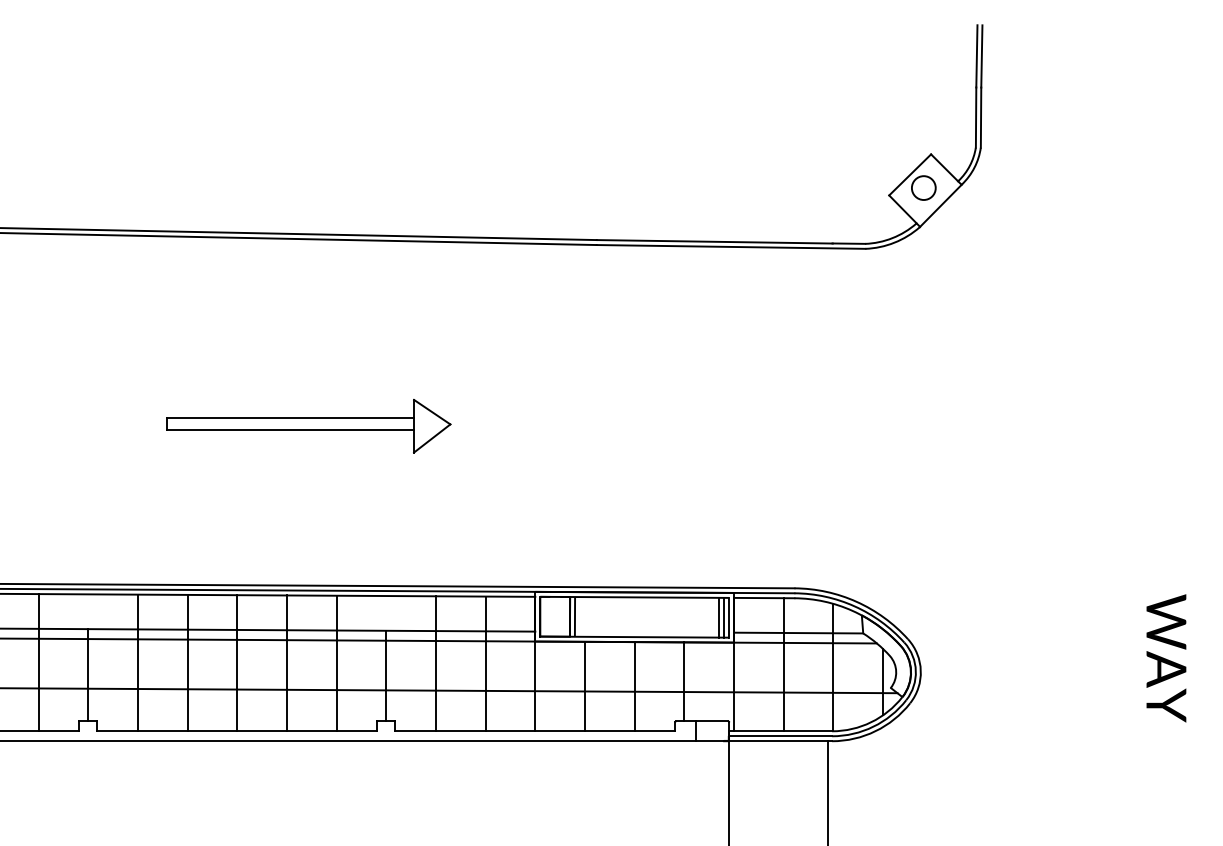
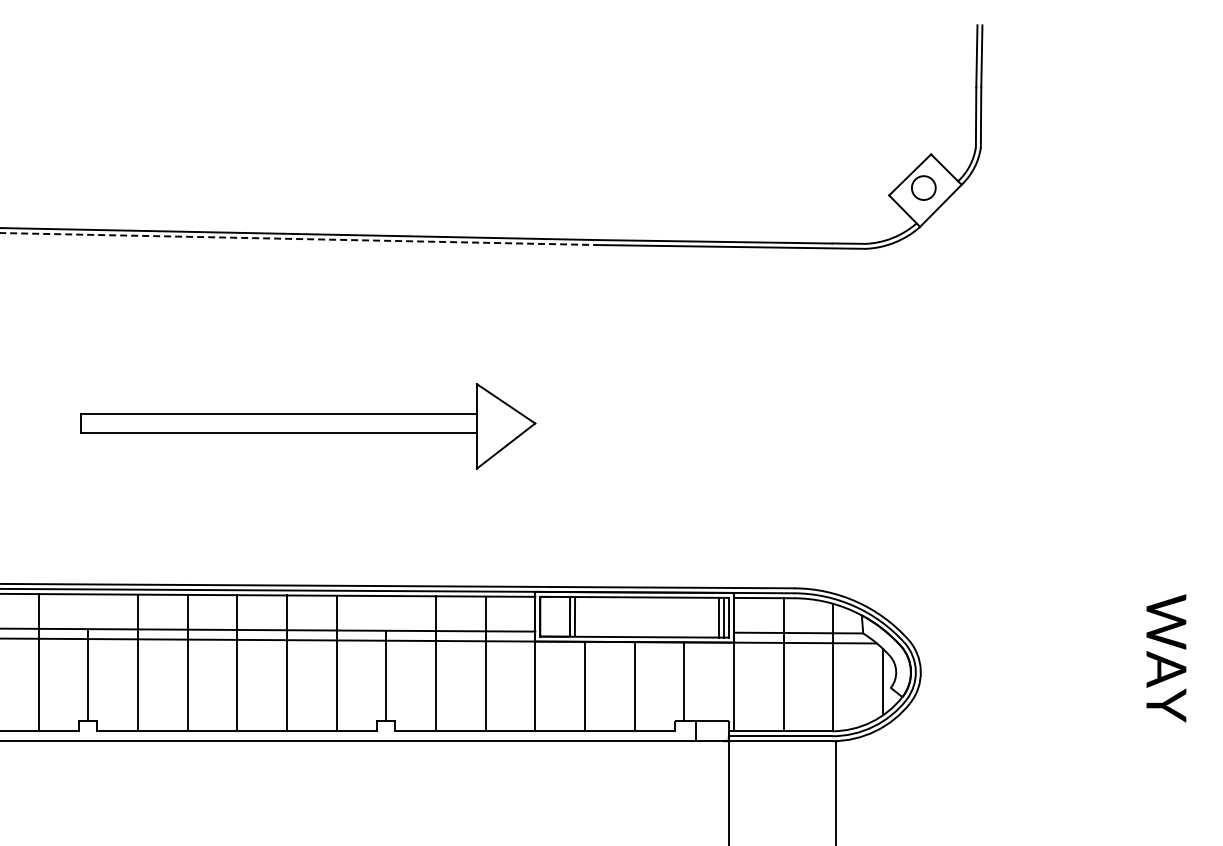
line: solid -> dashed (298, 239)
part size: 286x56 px -> 457x87 px (308, 426)
line: present -> none (449, 690)
line position: (828, 791) -> (836, 791) (836, 791)
